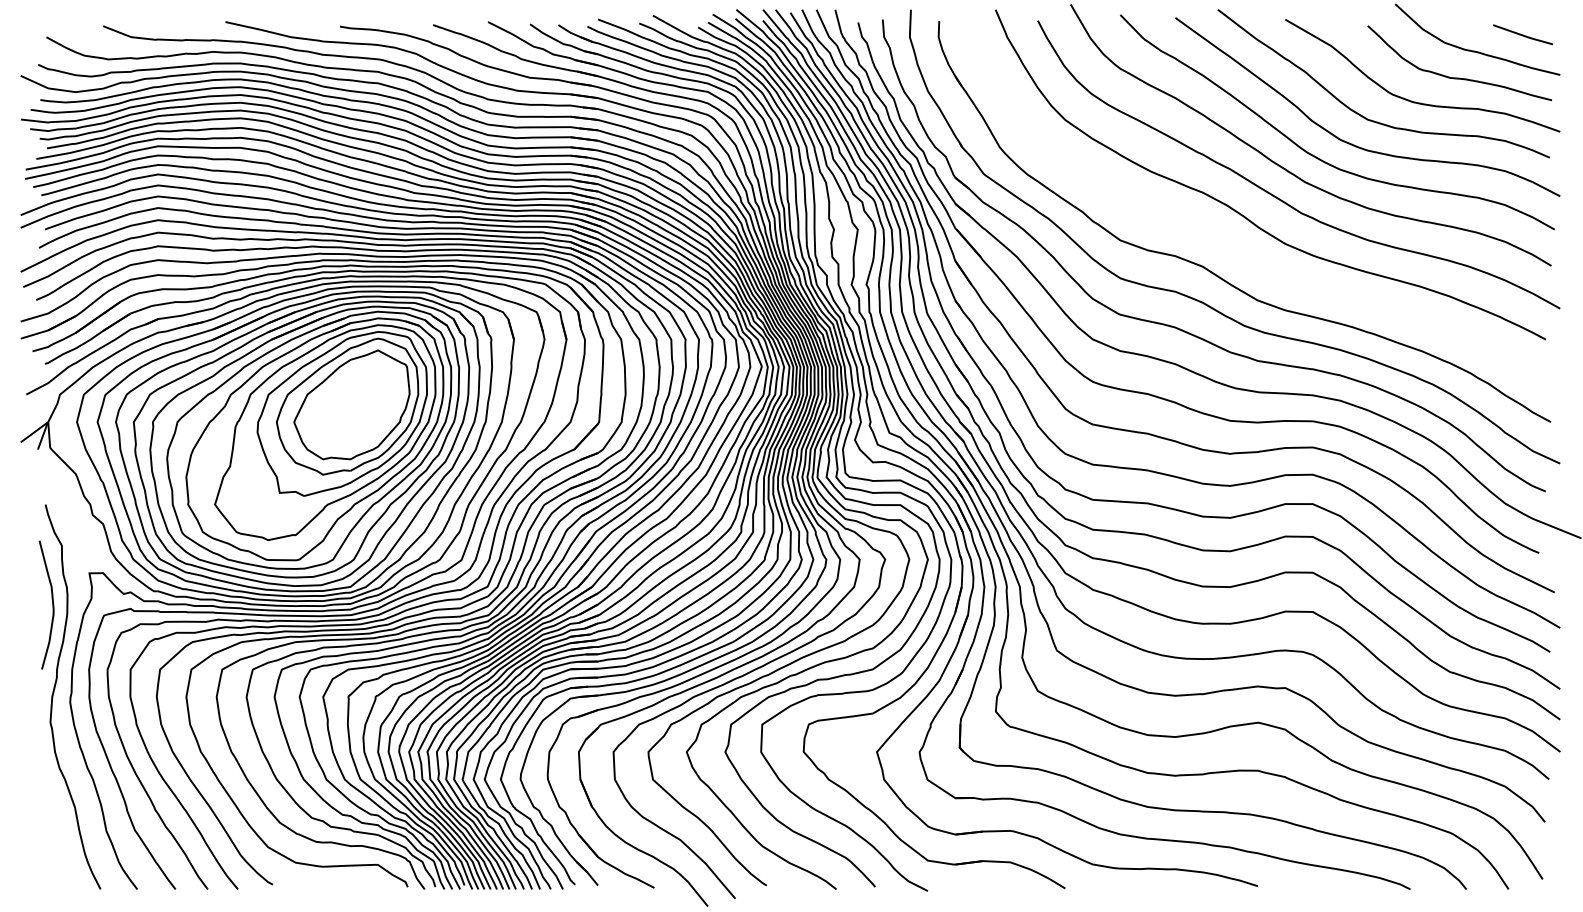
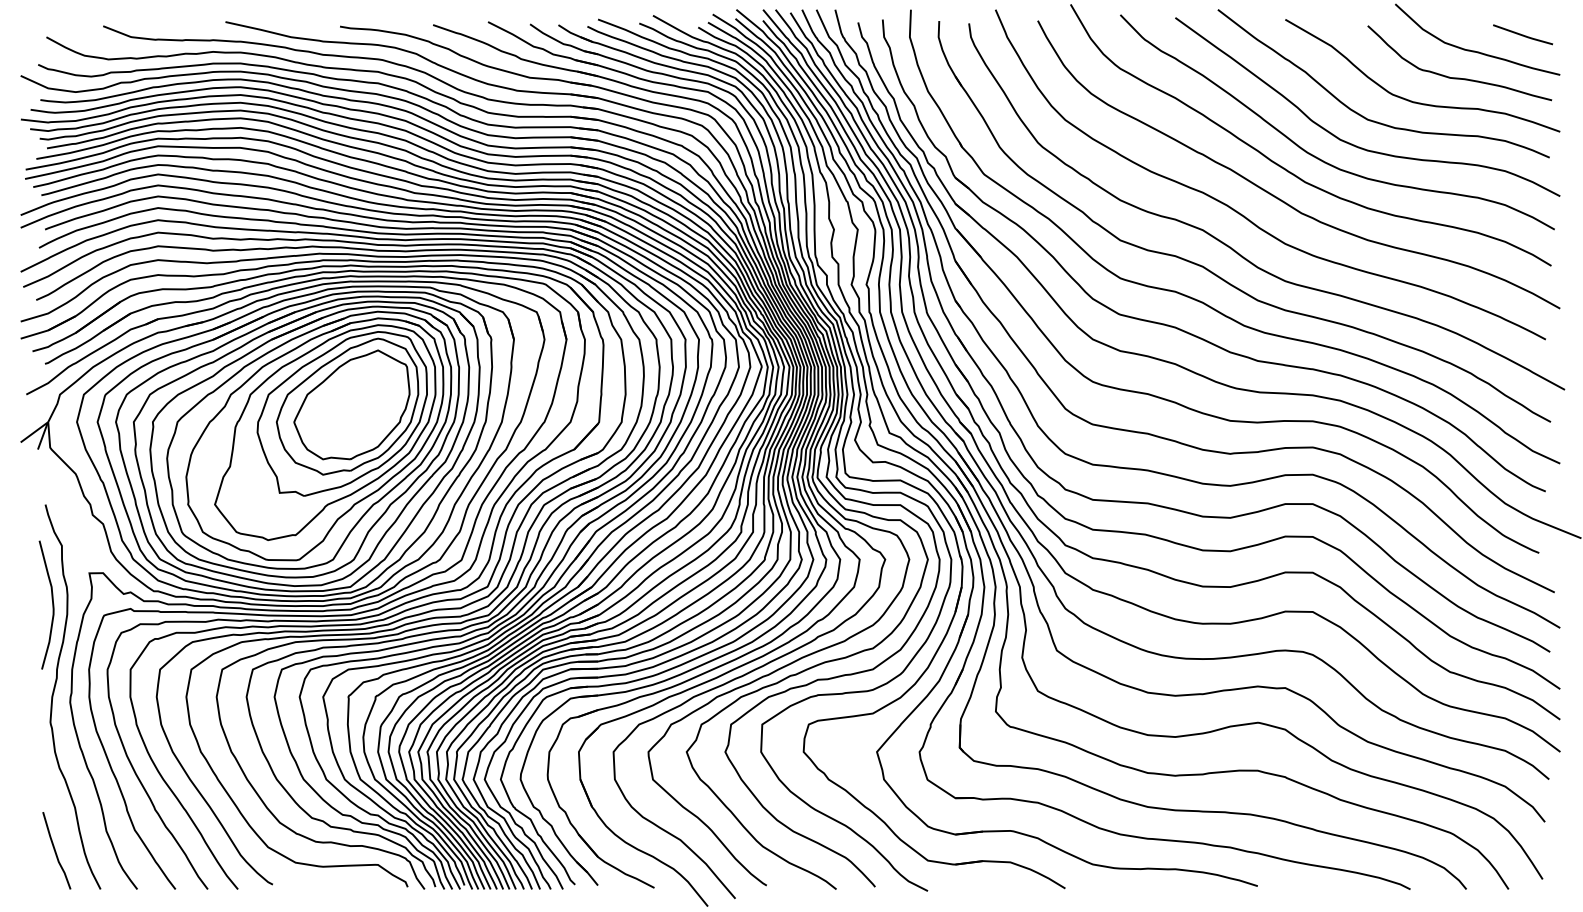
curve: none -> present (1233, 248)
line: none -> present (55, 850)
